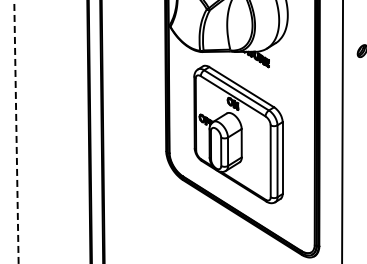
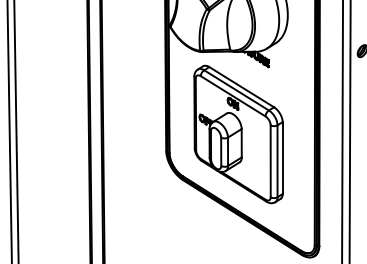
line: none -> present (9, 131)
line: none -> present (349, 131)
line: dashed -> solid (16, 132)
